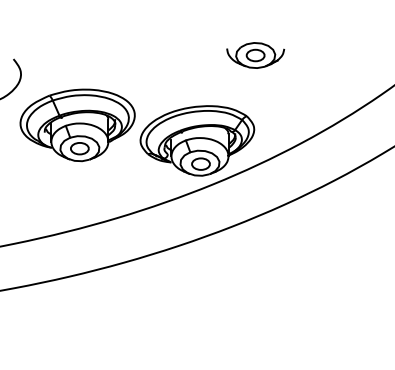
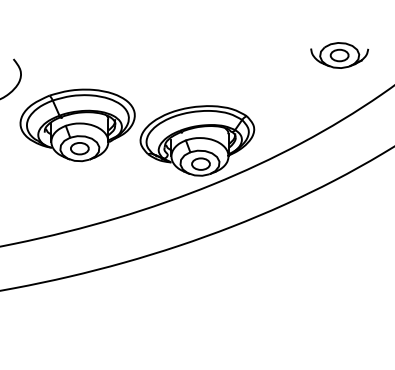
part position: (255, 55) -> (339, 55) (339, 55)
